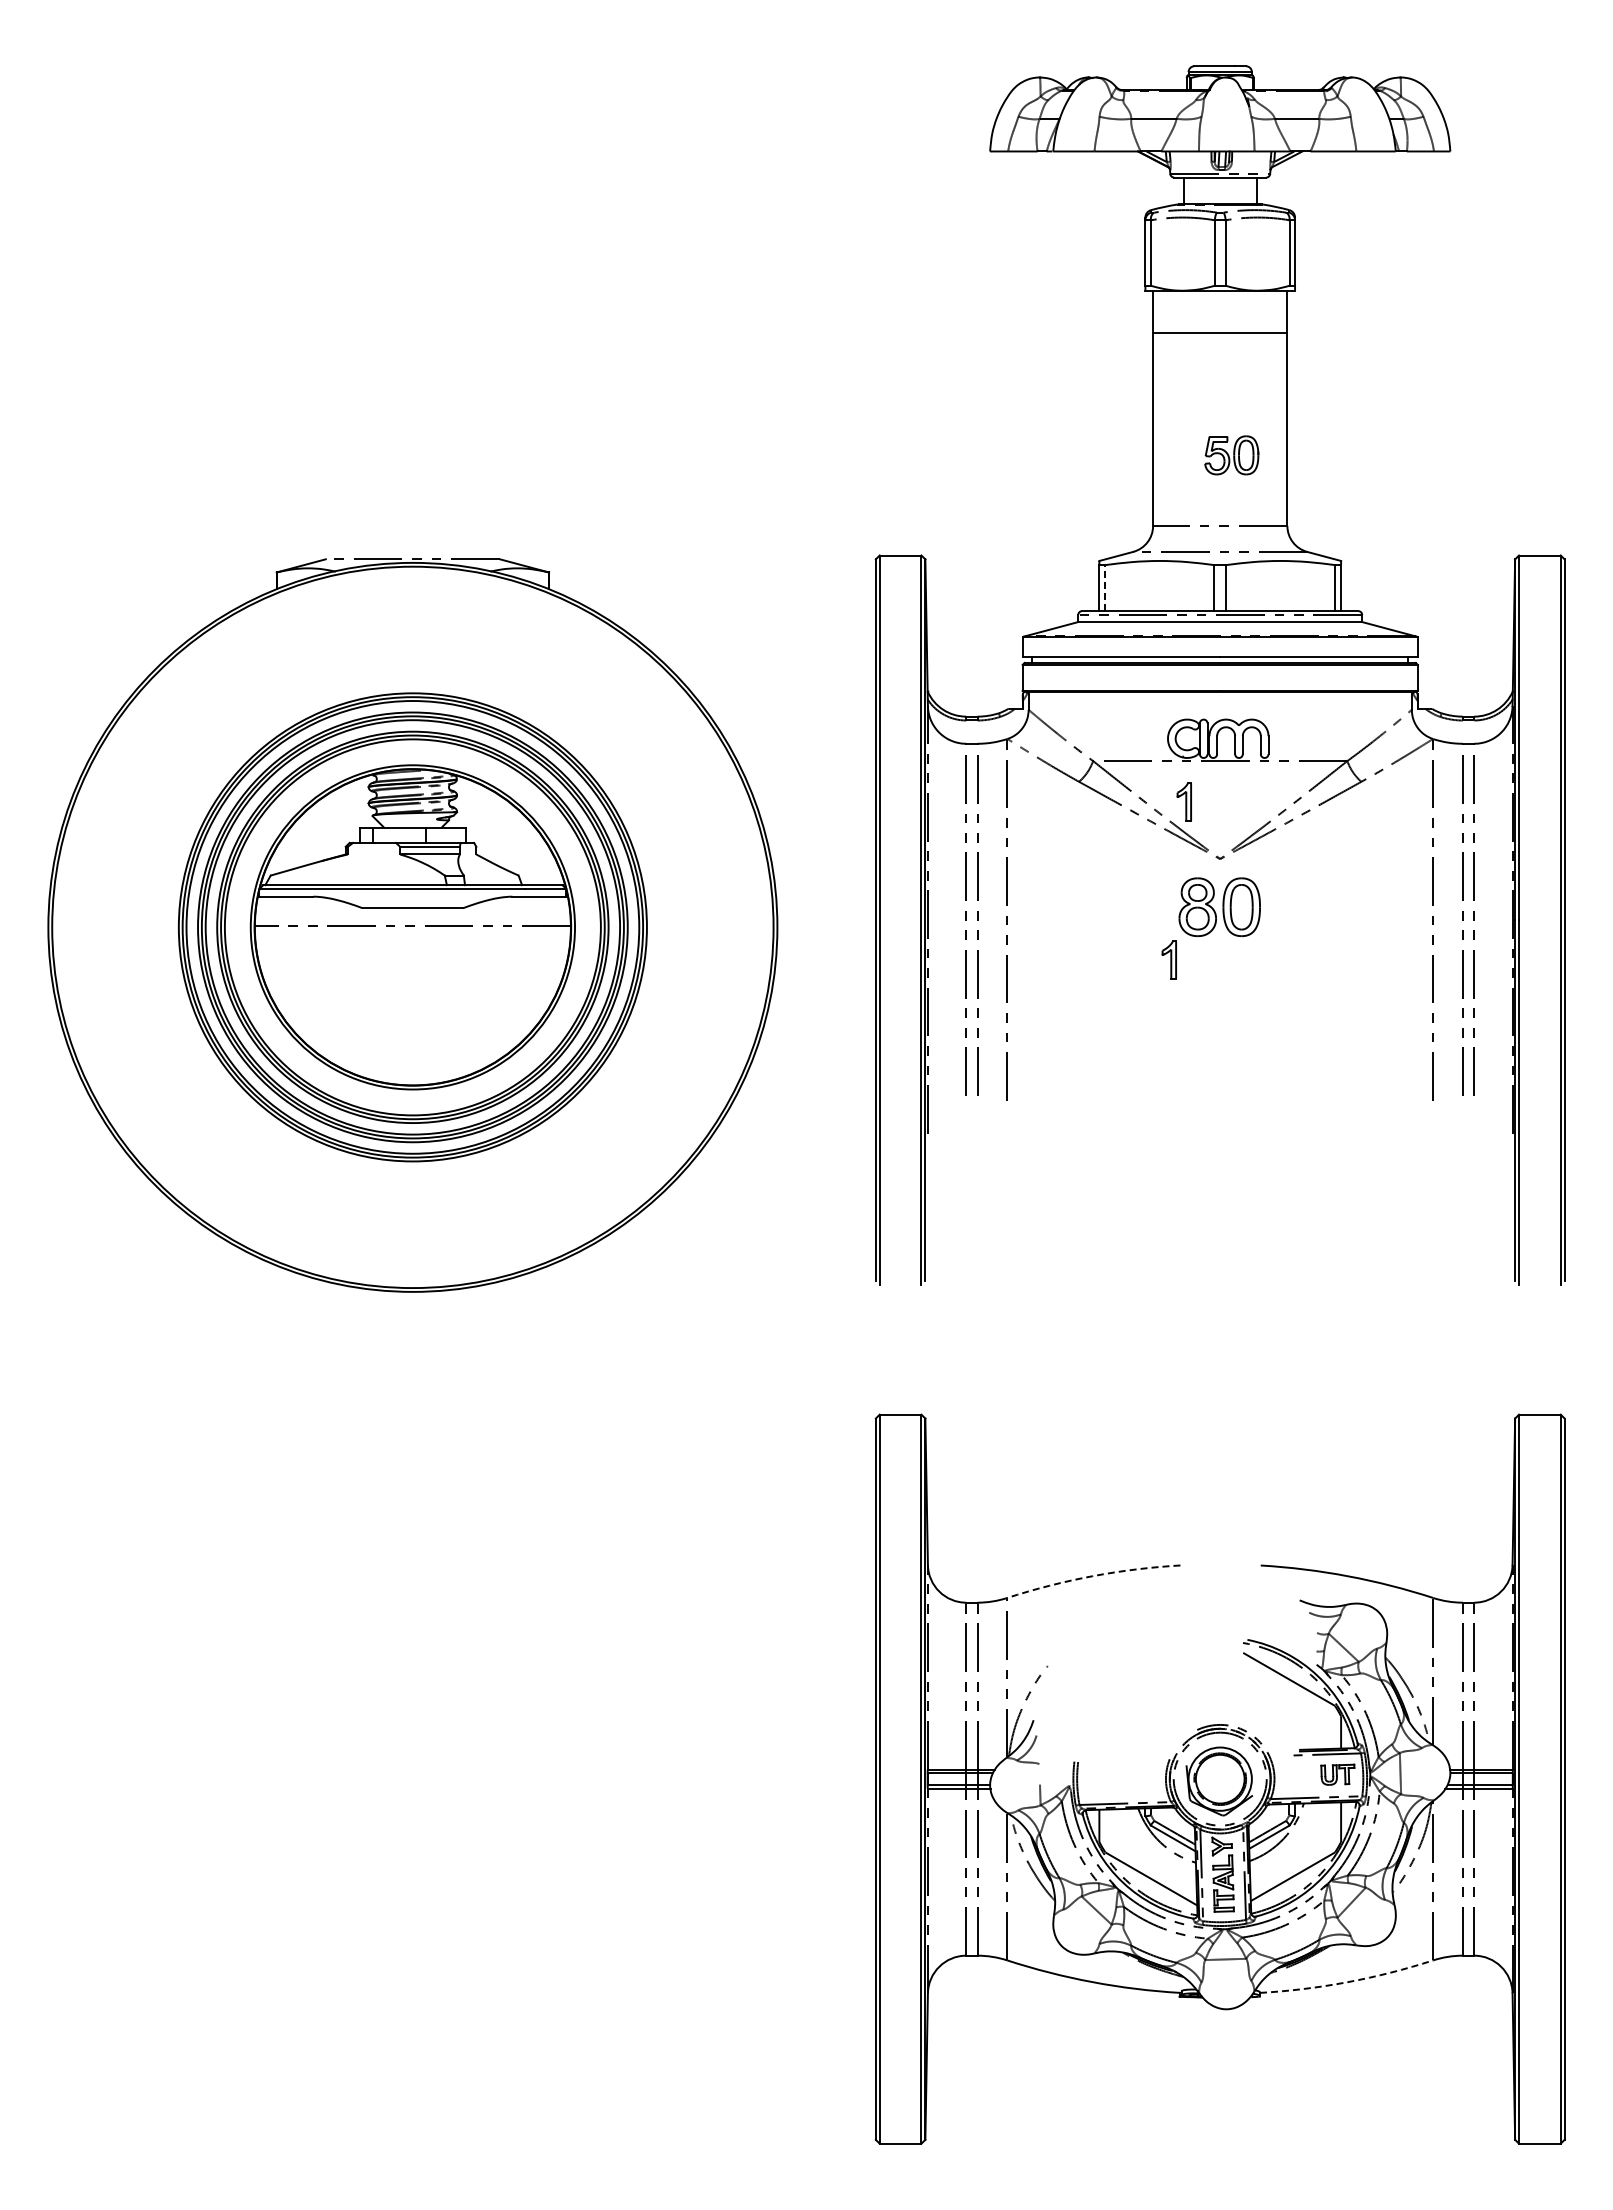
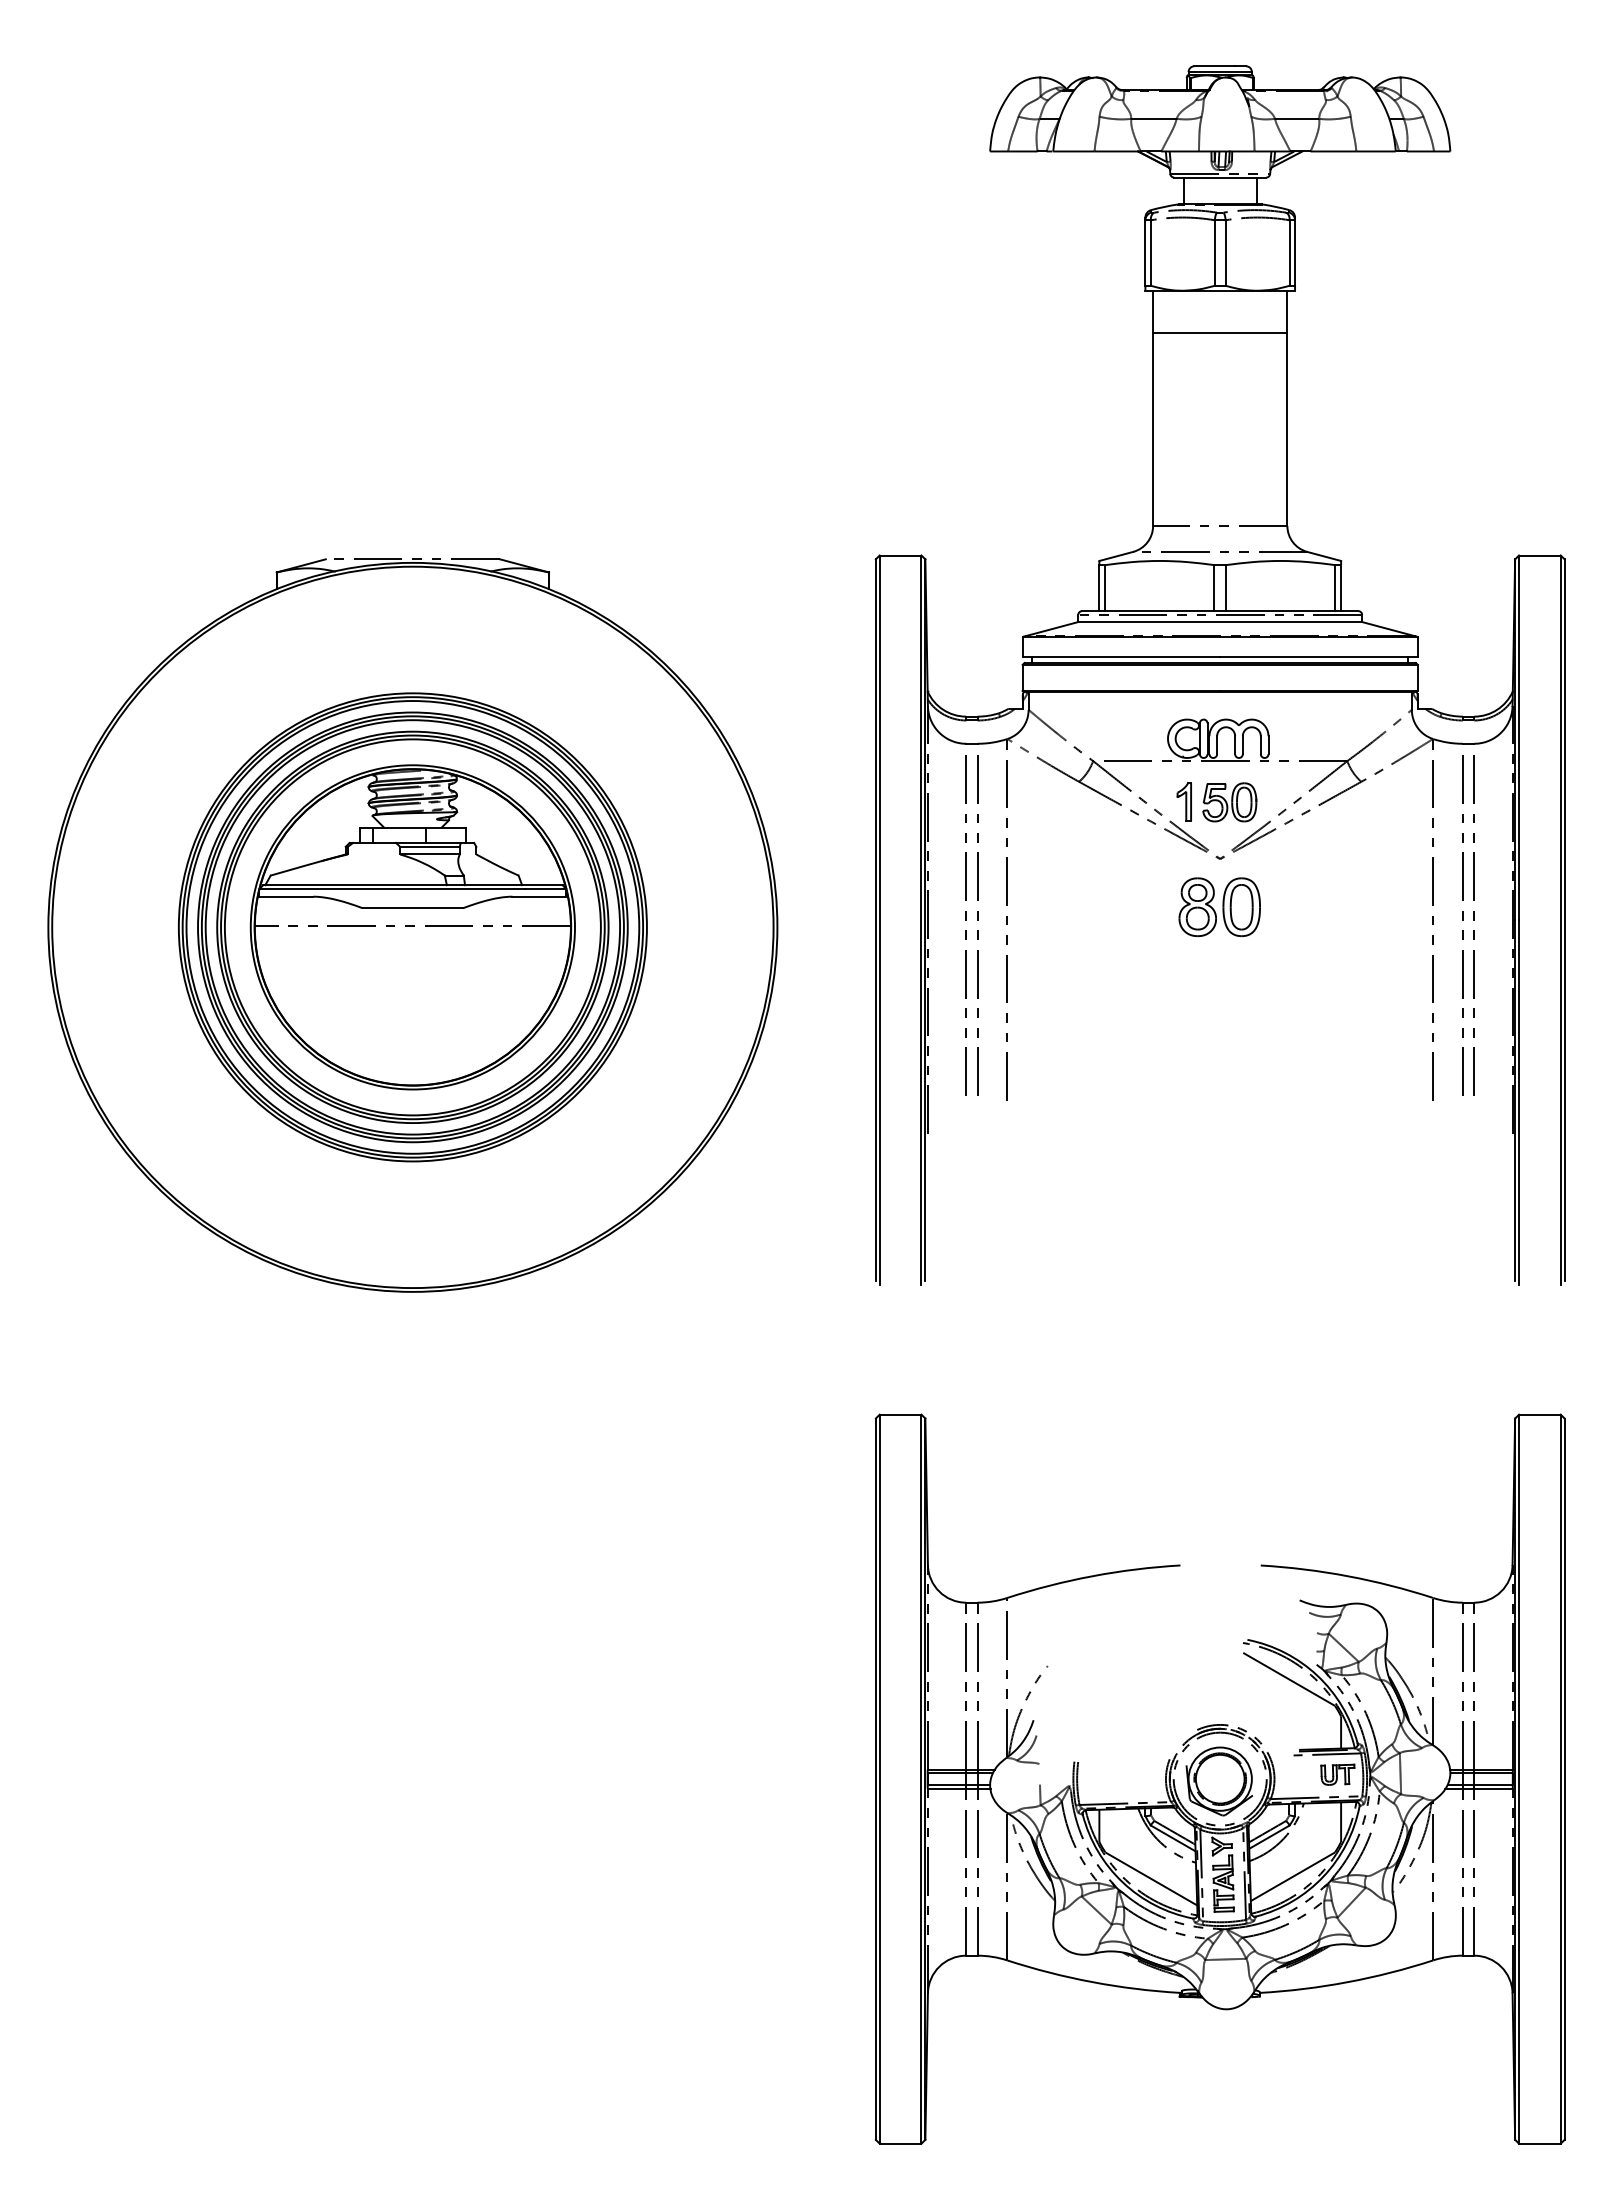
part position: (1231, 455) -> (1229, 802) (1229, 802)
line: dashed -> solid (1105, 587)
part: present -> none (1168, 959)
arc: dashed -> solid (1092, 1576)
arc: dashed -> solid (1347, 1982)
